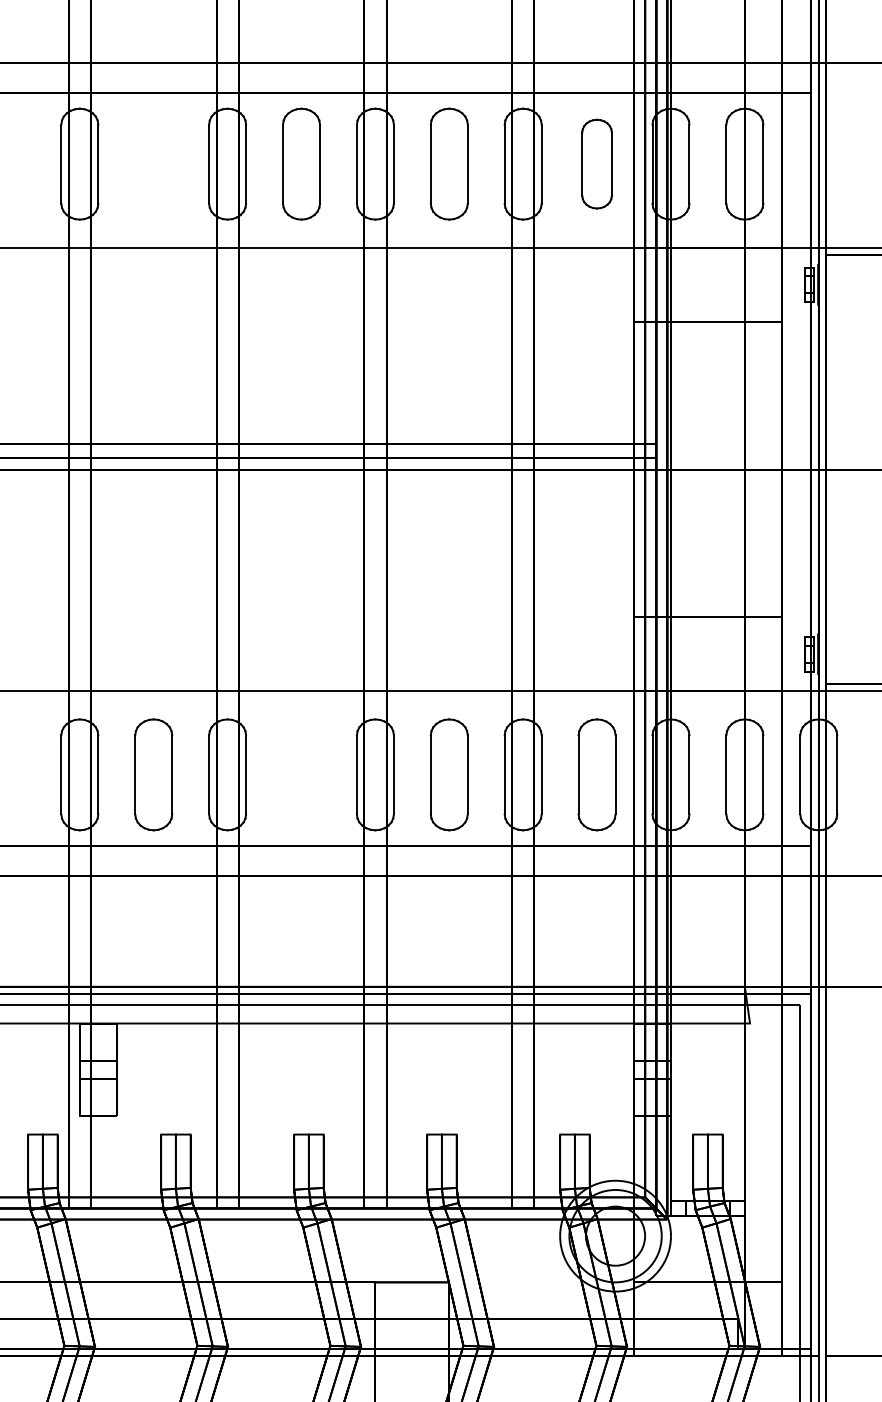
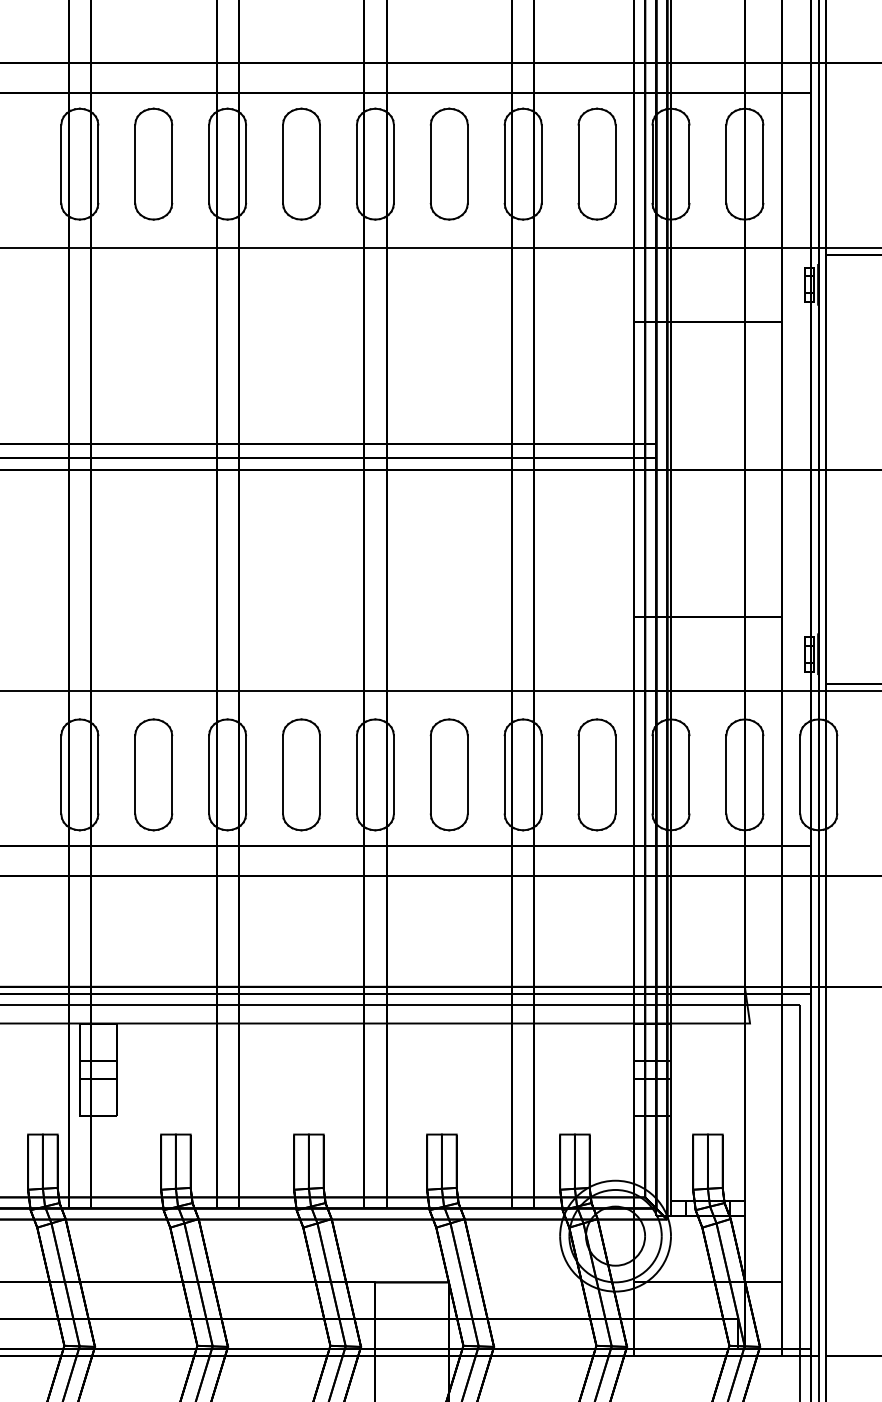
part: none -> present (153, 163)
part size: 32x92 px -> 40x114 px (596, 163)
part: none -> present (301, 774)
